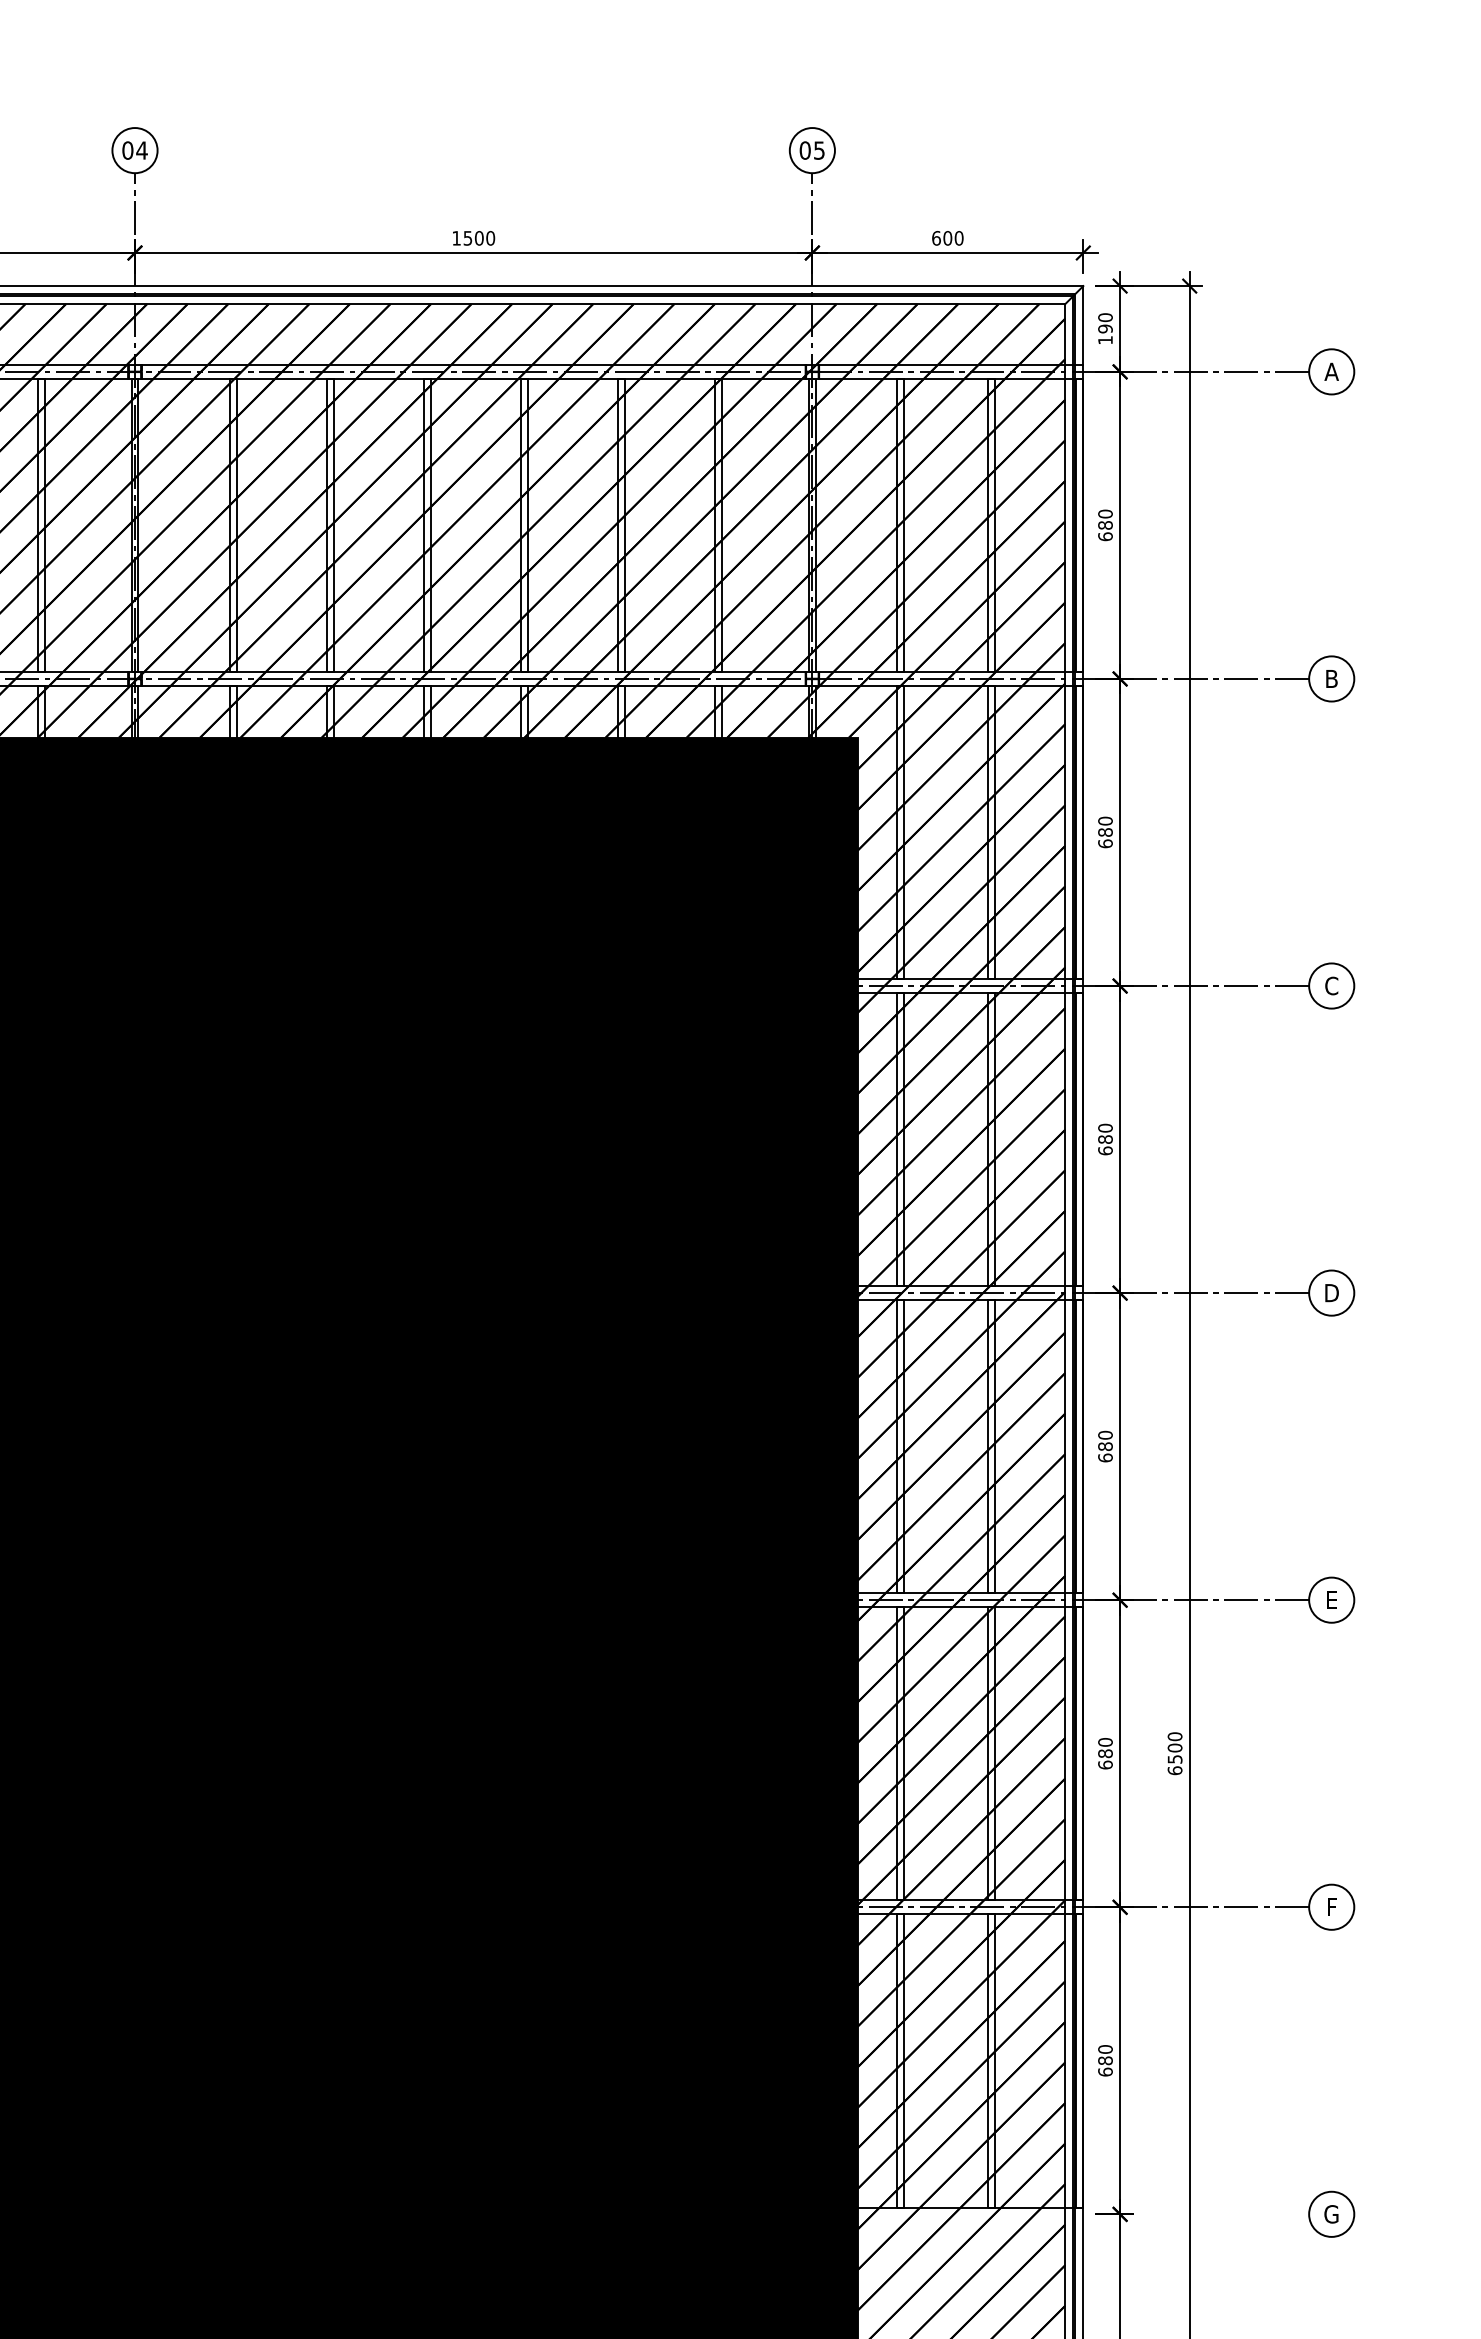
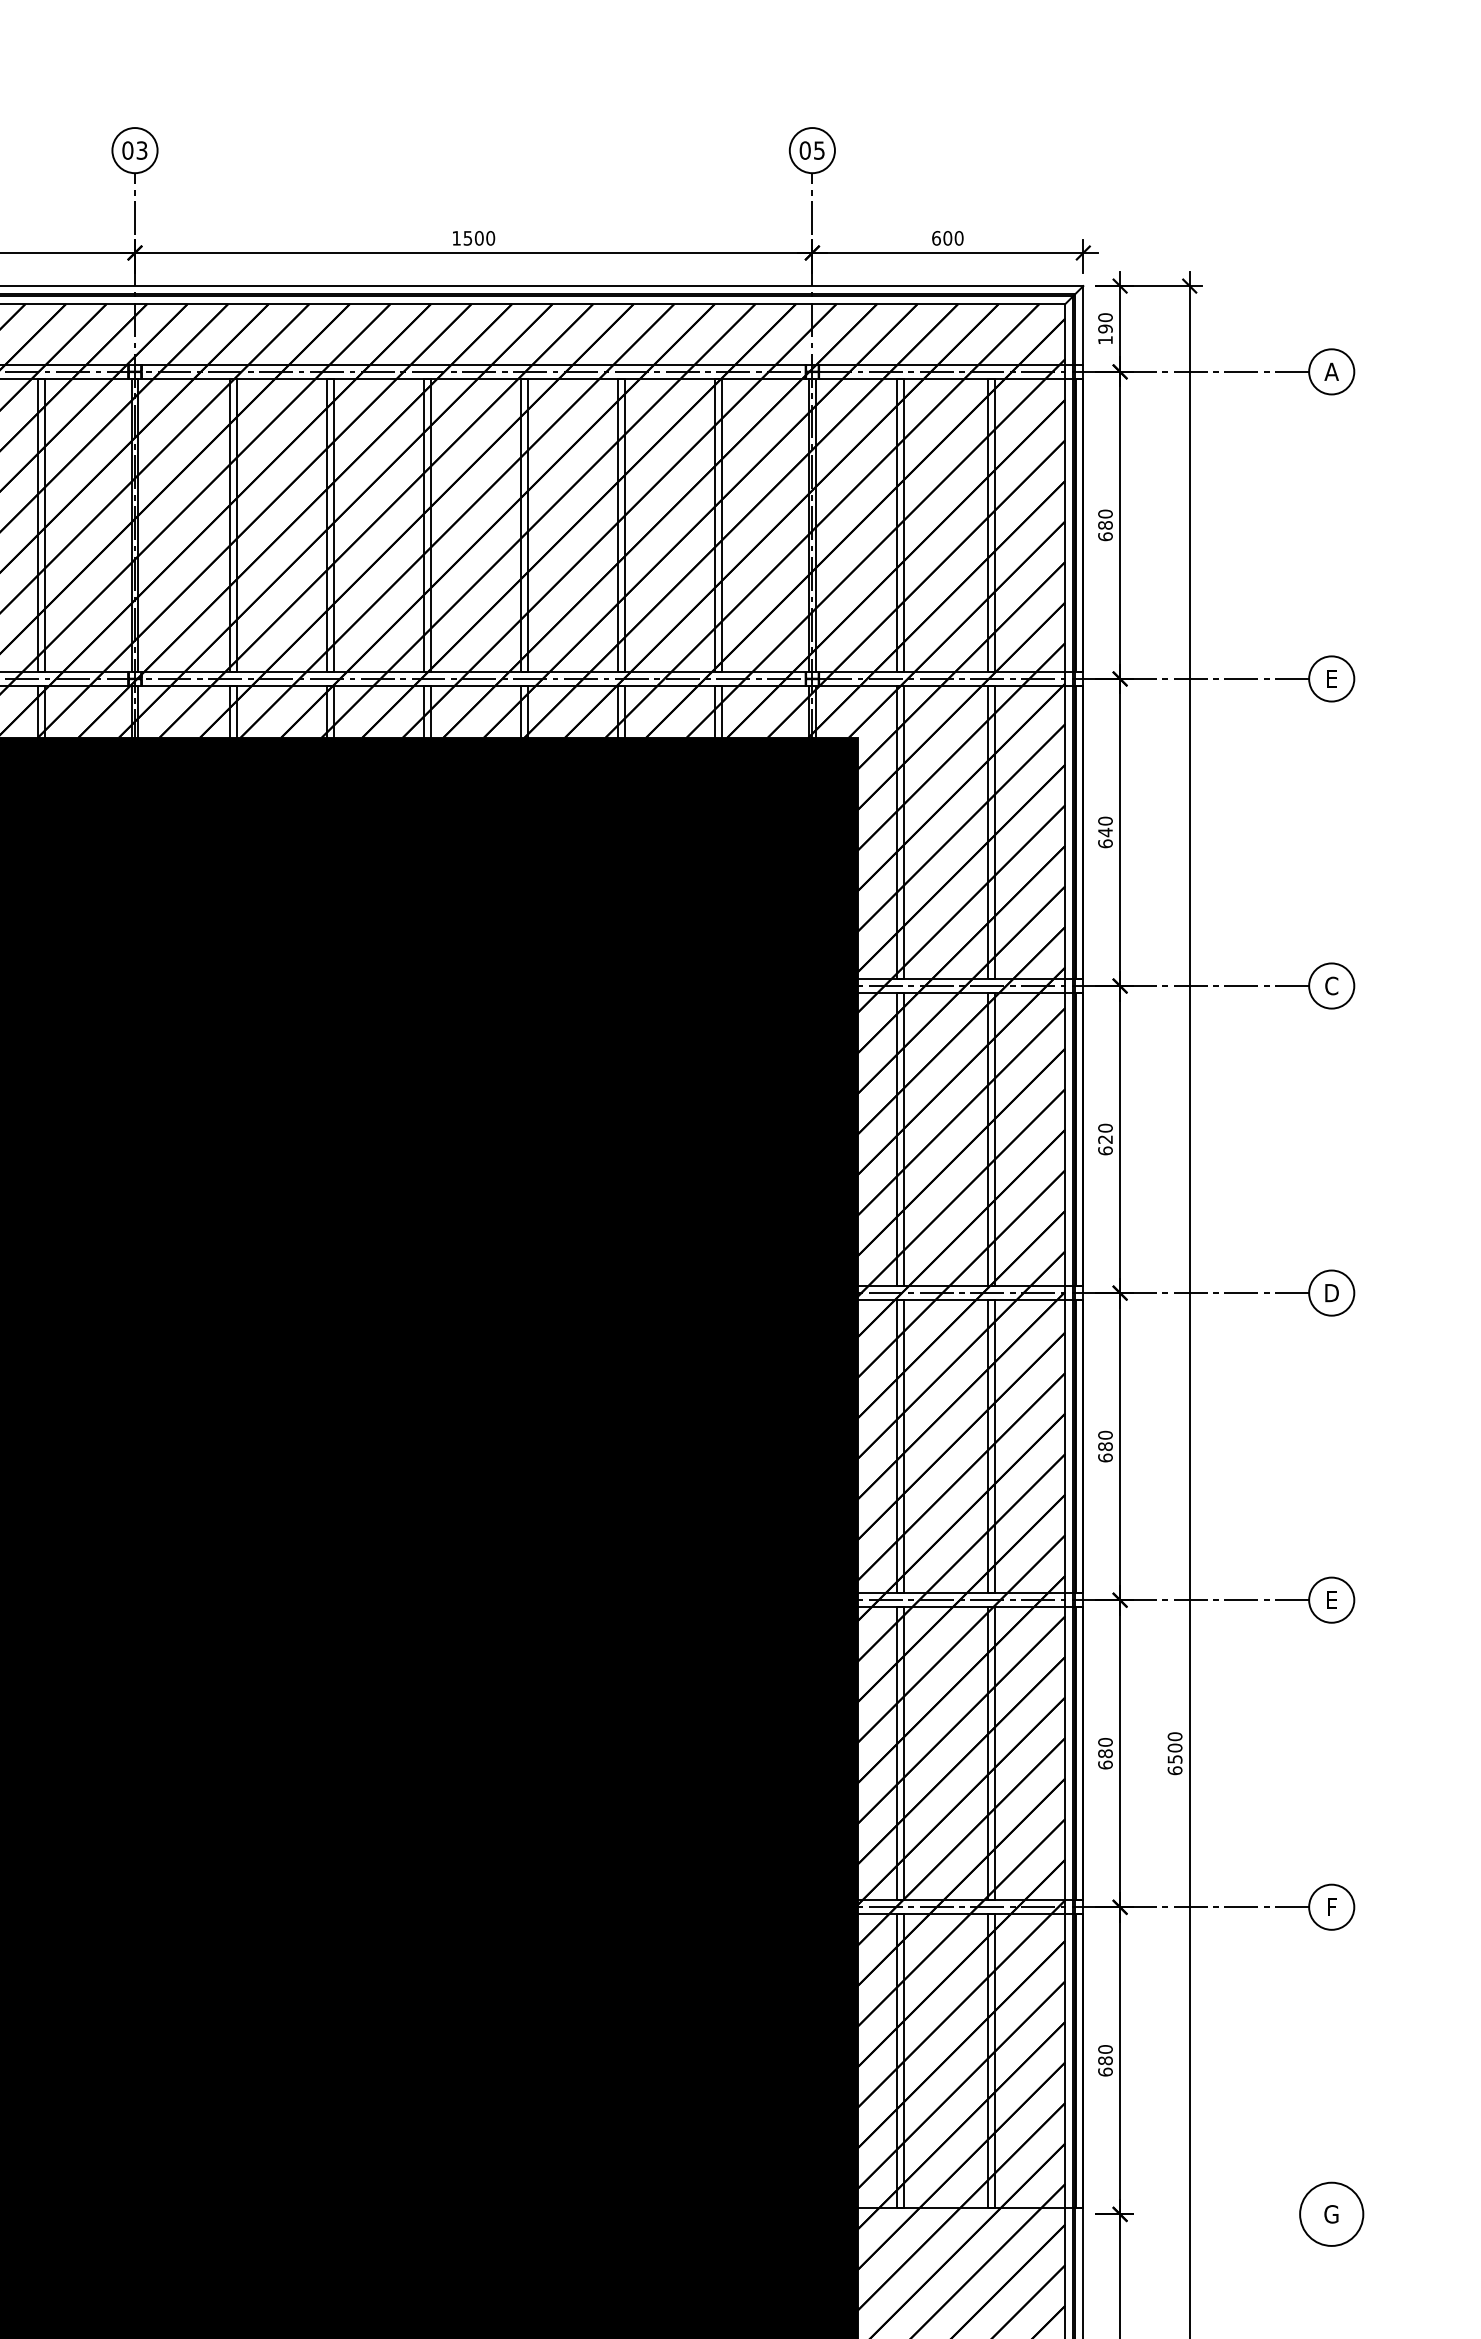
text: 04 -> 03 (141, 150)
text: B -> E (1331, 678)
text: 680 -> 640 (1105, 832)
text: 680 -> 620 (1105, 1139)
circle diameter: 45 px -> 63 px (1331, 2213)
